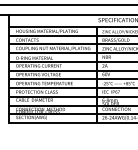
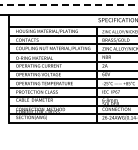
line: solid -> dashed (69, 5)
